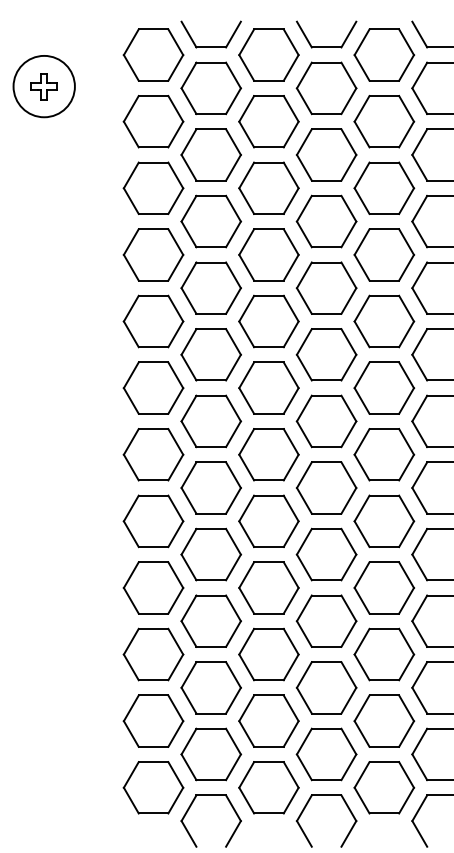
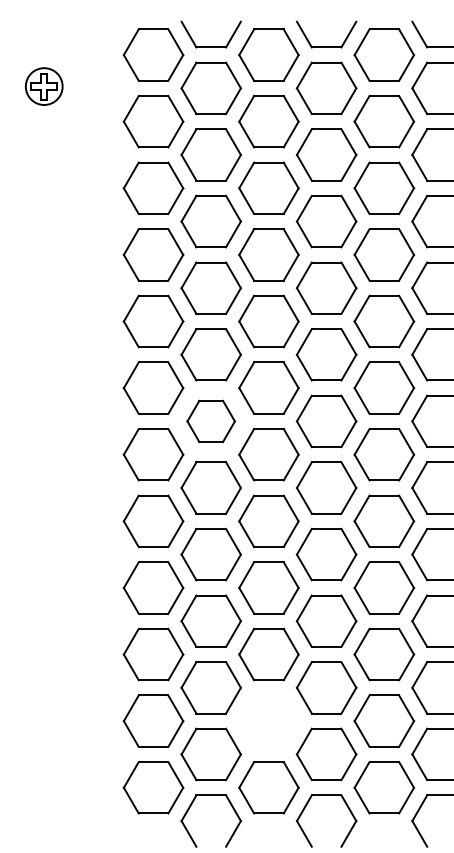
circle diameter: 61 px -> 37 px (43, 86)
part size: 62x55 px -> 51x44 px (211, 420)
part: present -> none (268, 720)
